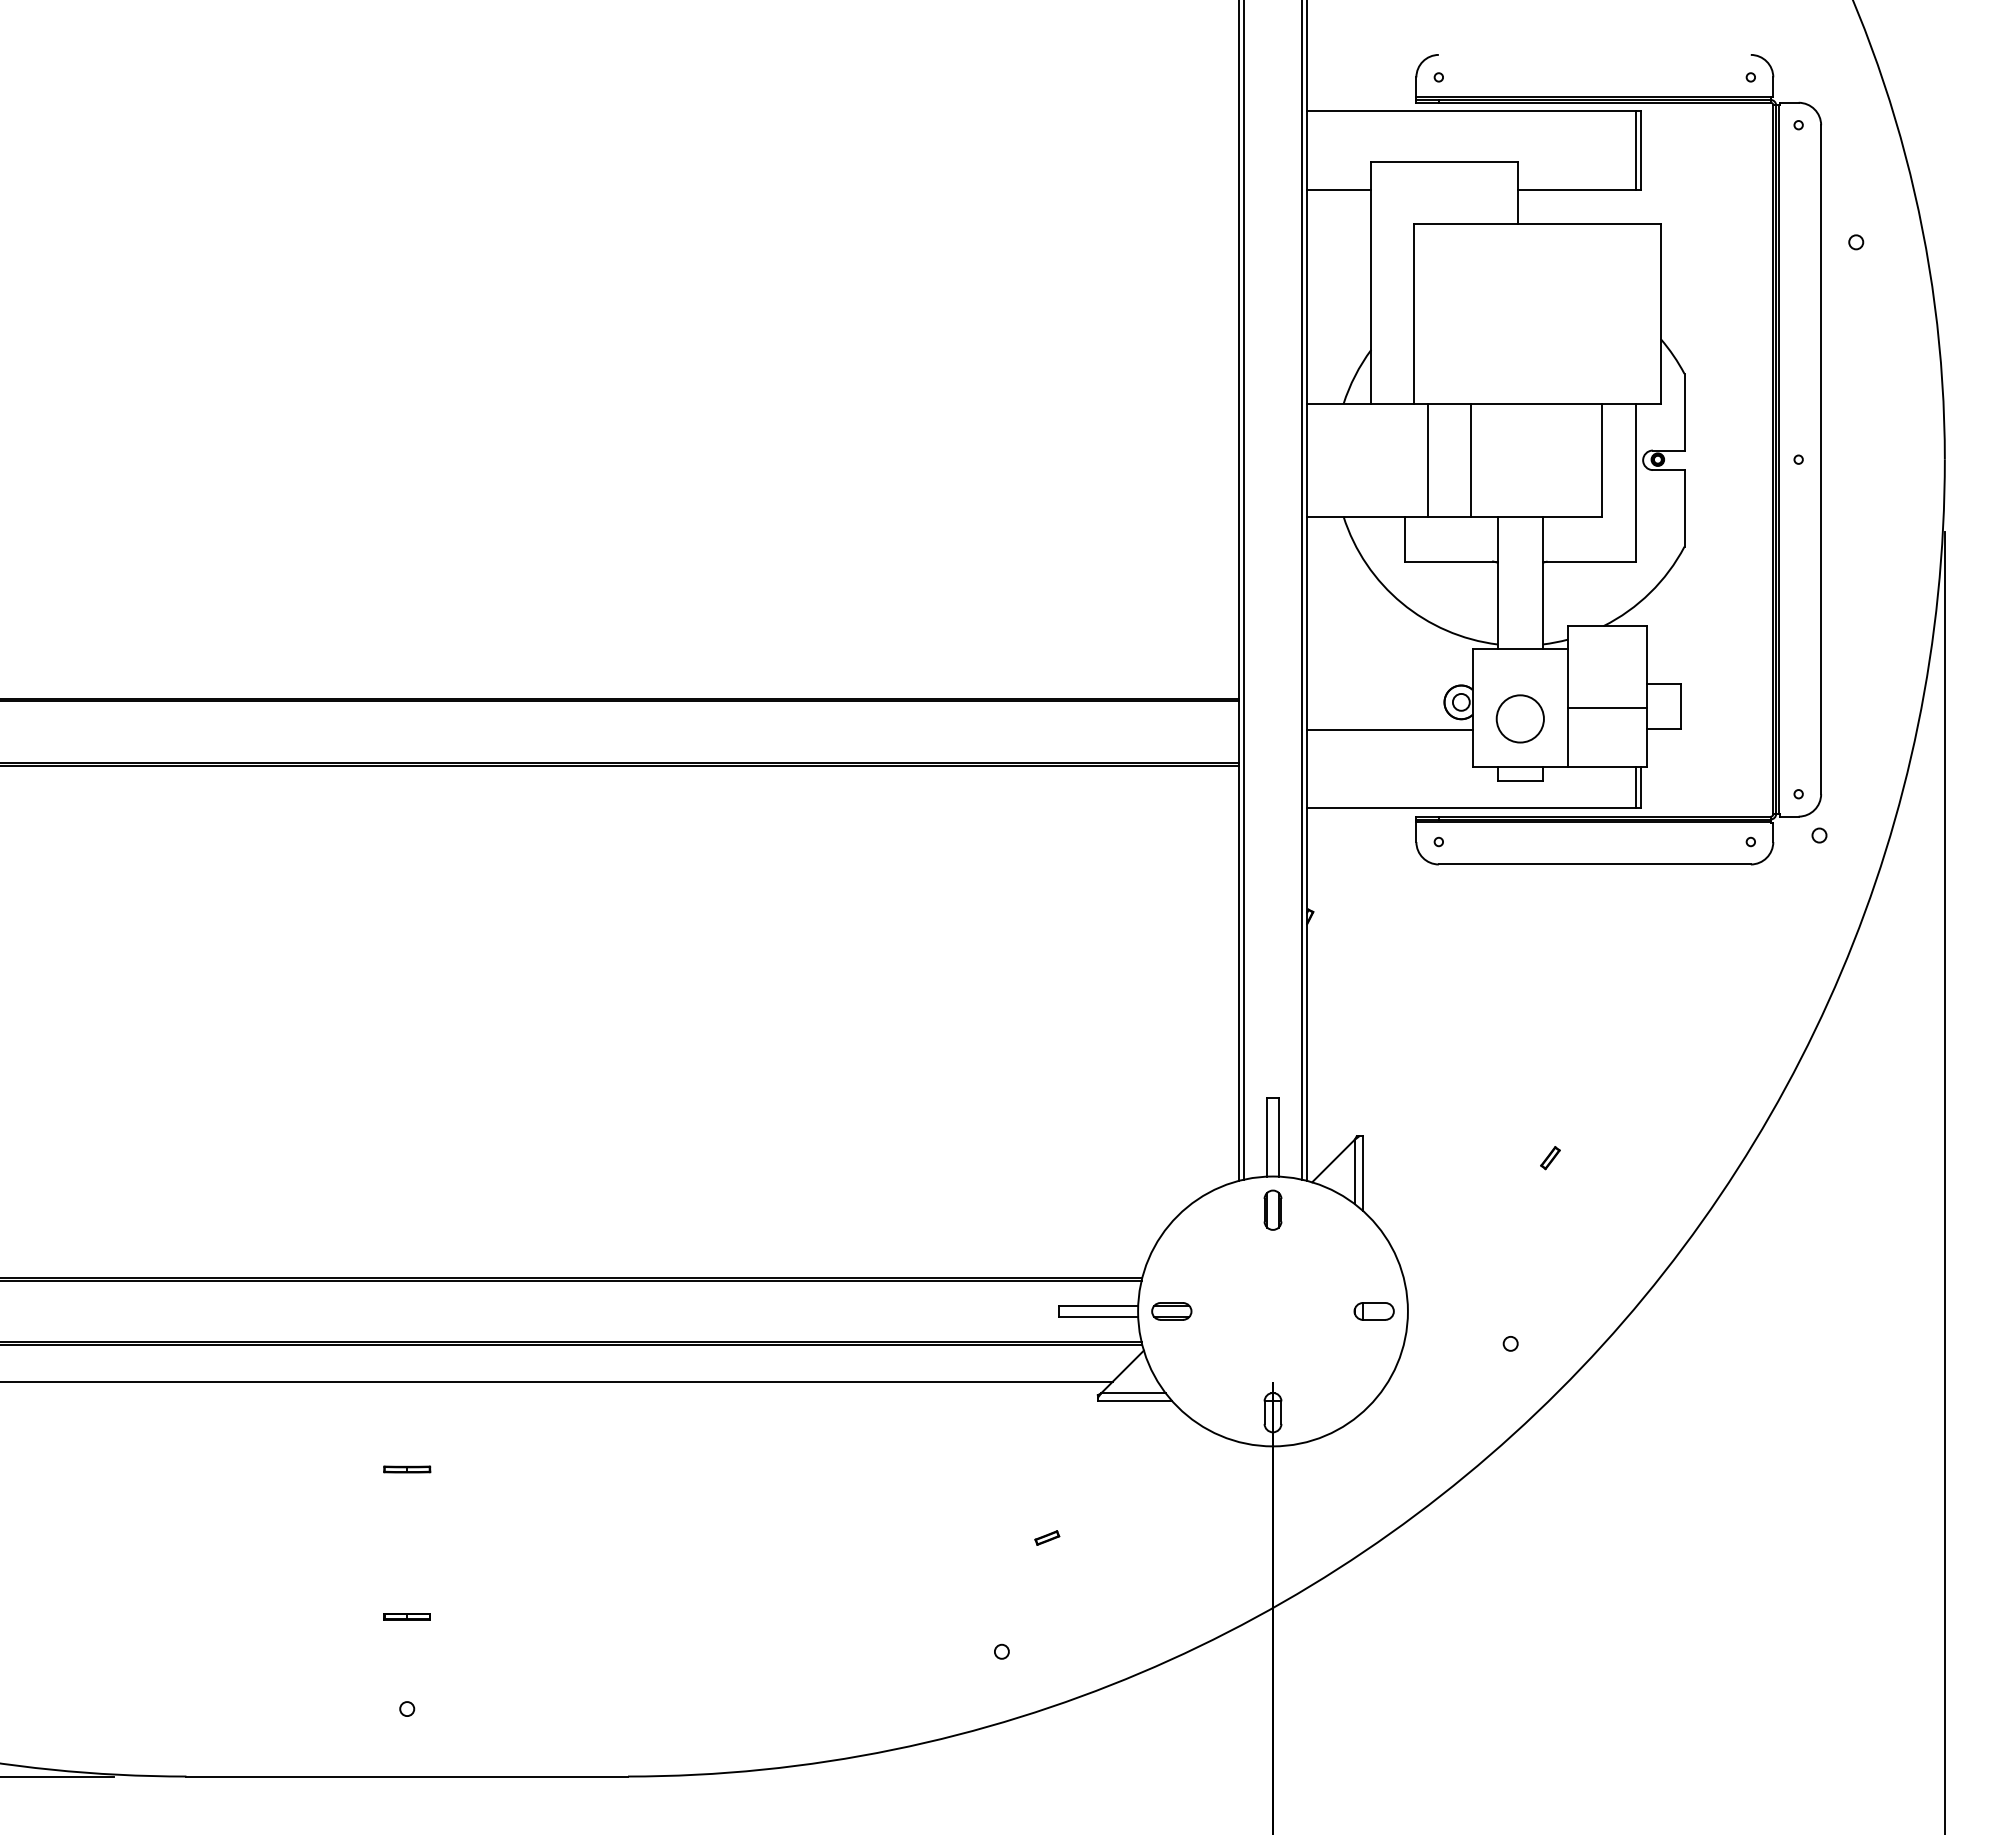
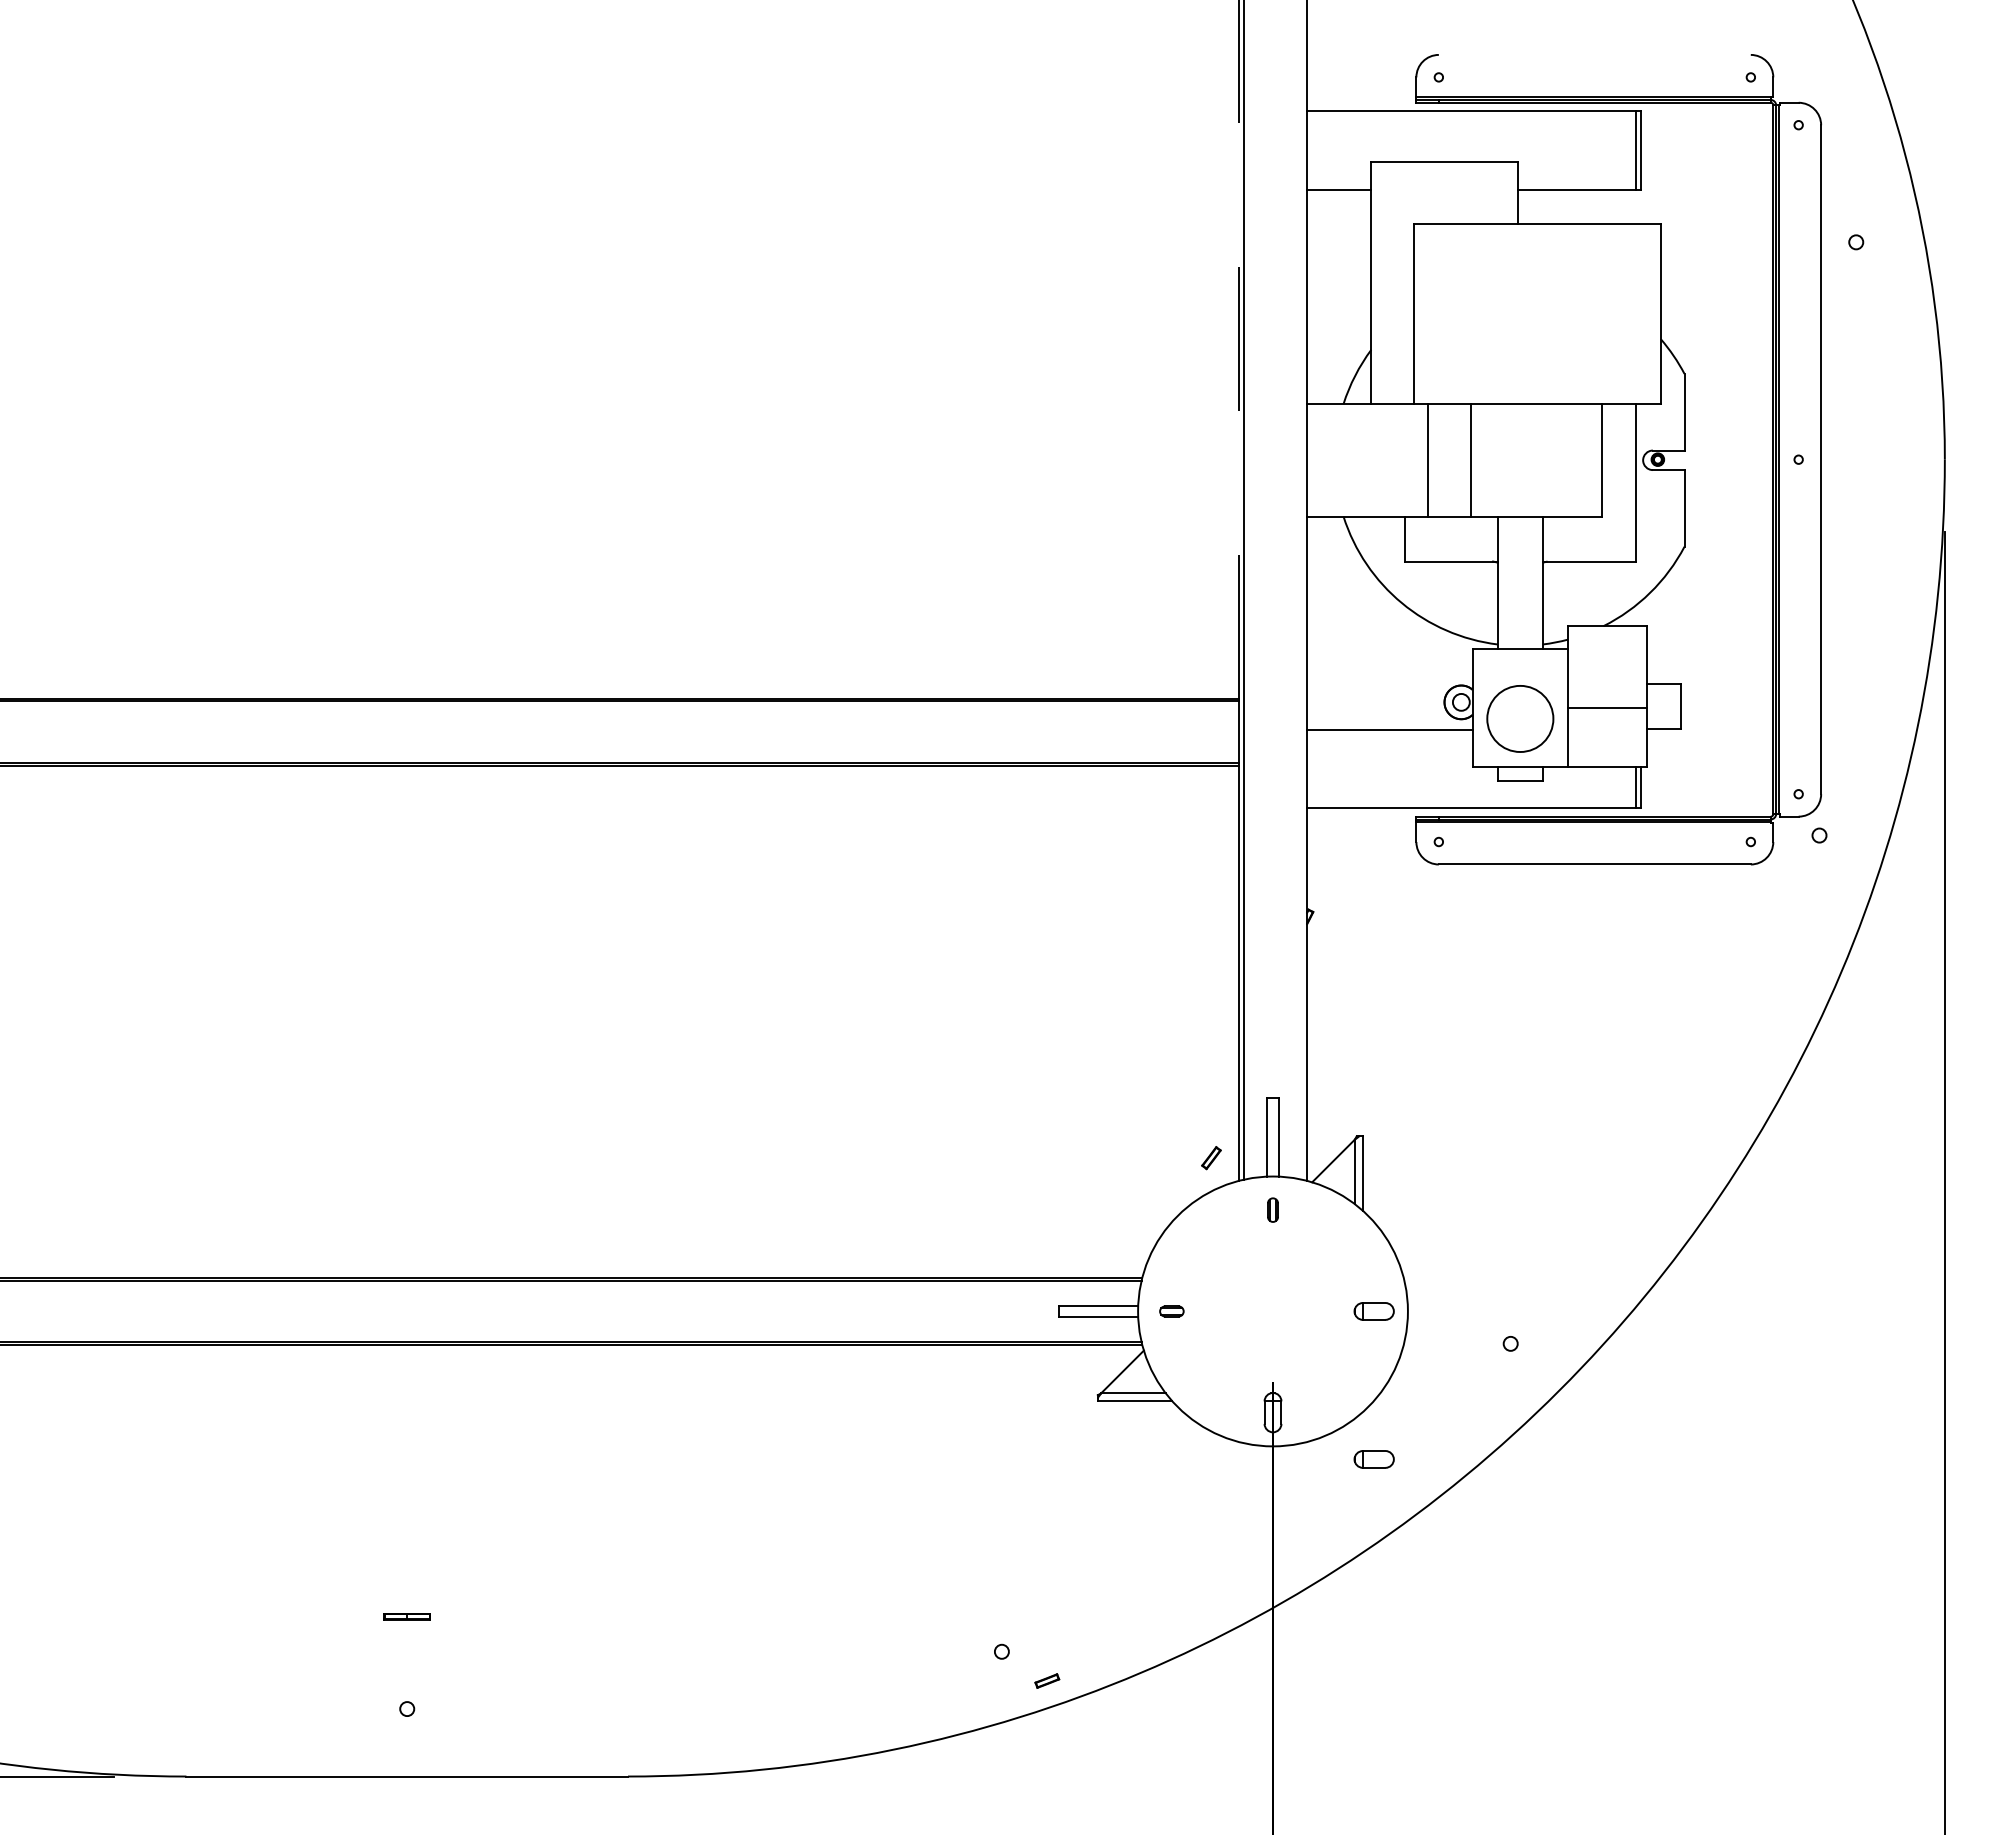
line: solid -> dashed (1239, 349)
line: present -> none (1302, 590)
circle diameter: 47 px -> 66 px (1520, 718)
part position: (1550, 1158) -> (1211, 1158) (1211, 1158)
part size: 20x42 px -> 12x26 px (1272, 1209)
part size: 42x19 px -> 26x13 px (1171, 1311)
line: present -> none (557, 1381)
part: none -> present (1373, 1459)
part: present -> none (407, 1469)
part position: (1047, 1537) -> (1047, 1680) (1047, 1680)
